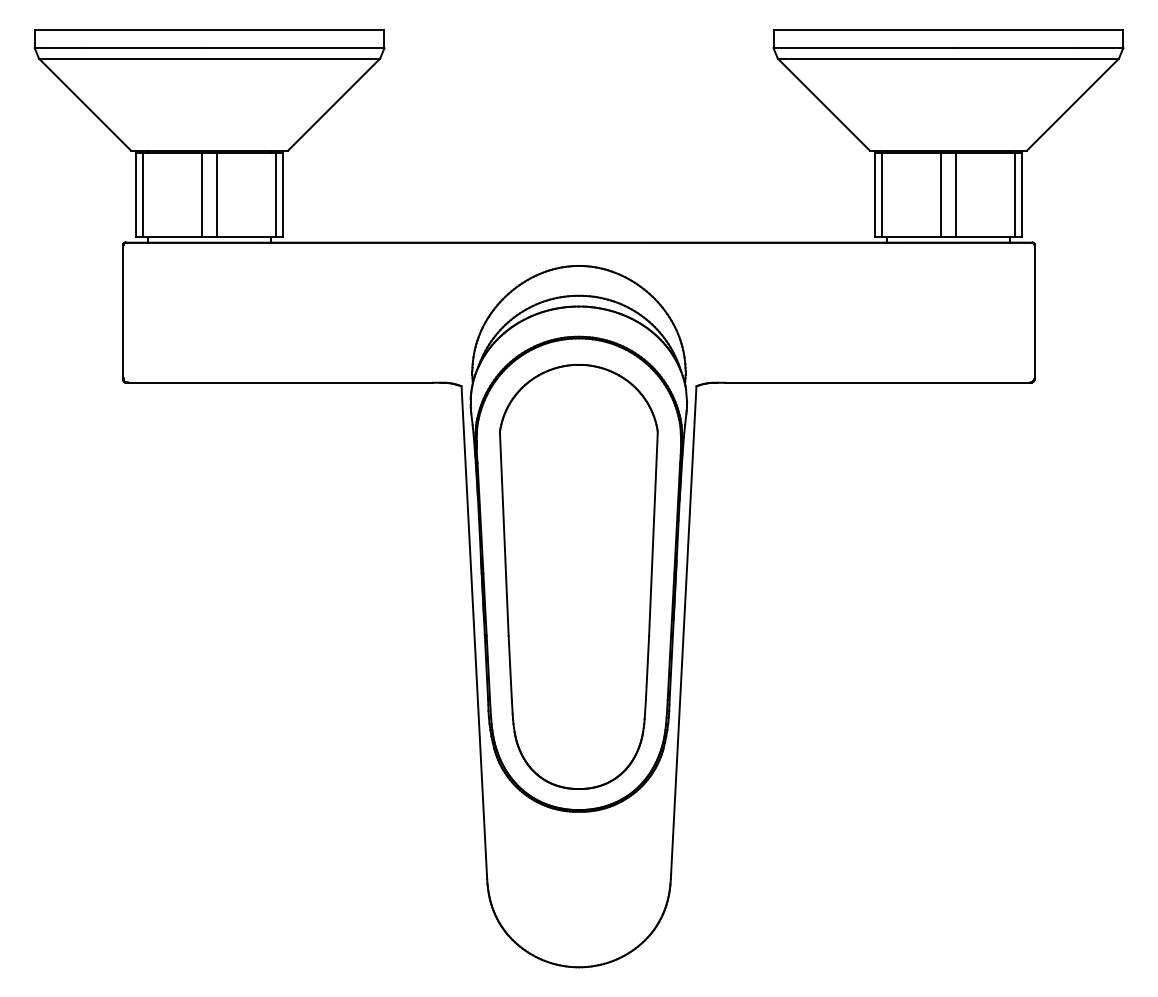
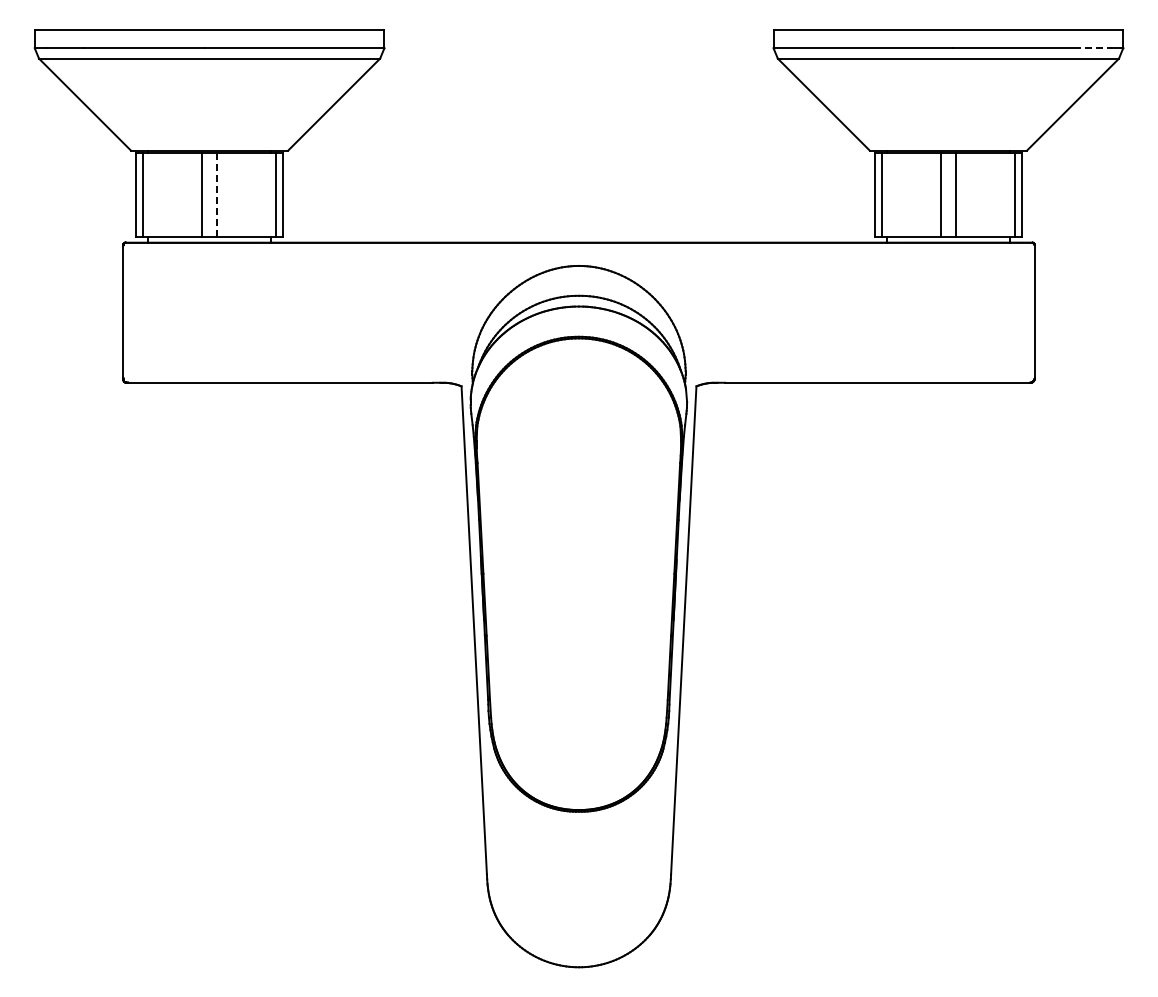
line: solid -> dashed (1092, 48)
line: solid -> dashed (217, 194)
part: present -> none (578, 576)
